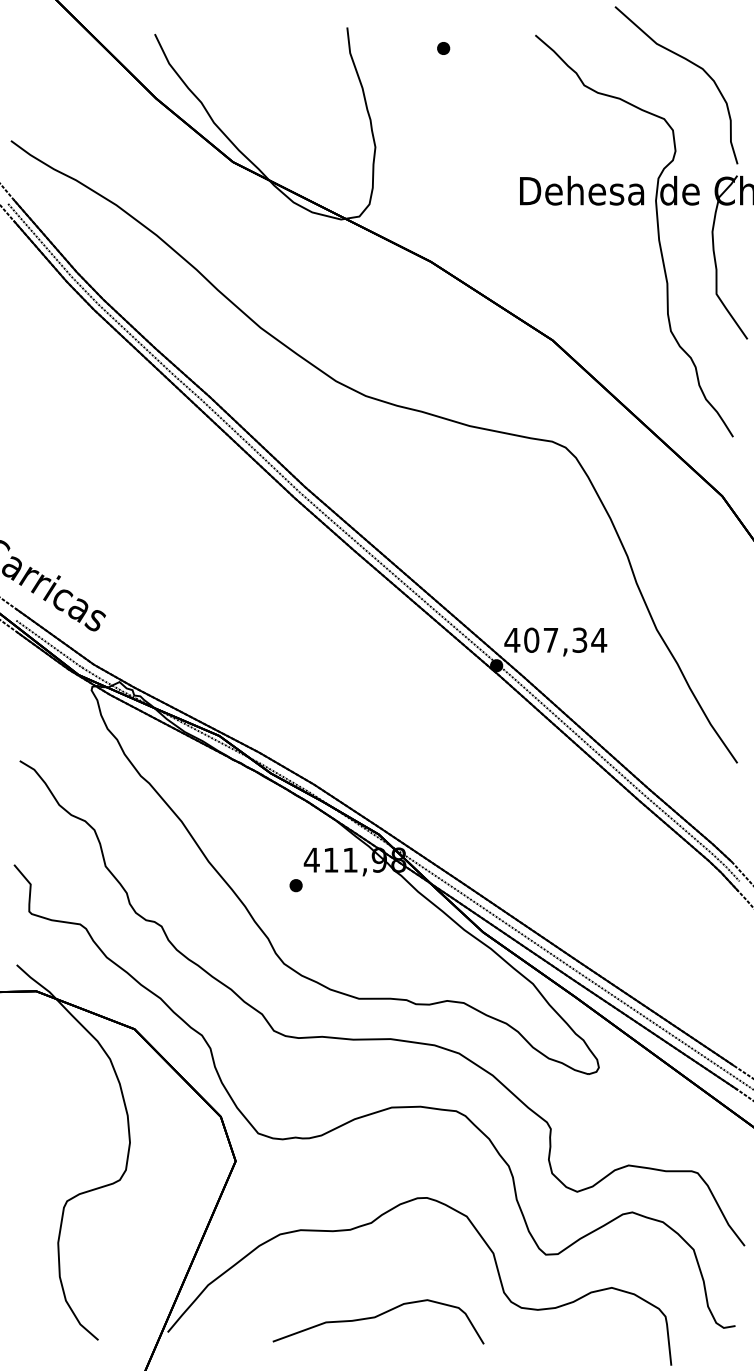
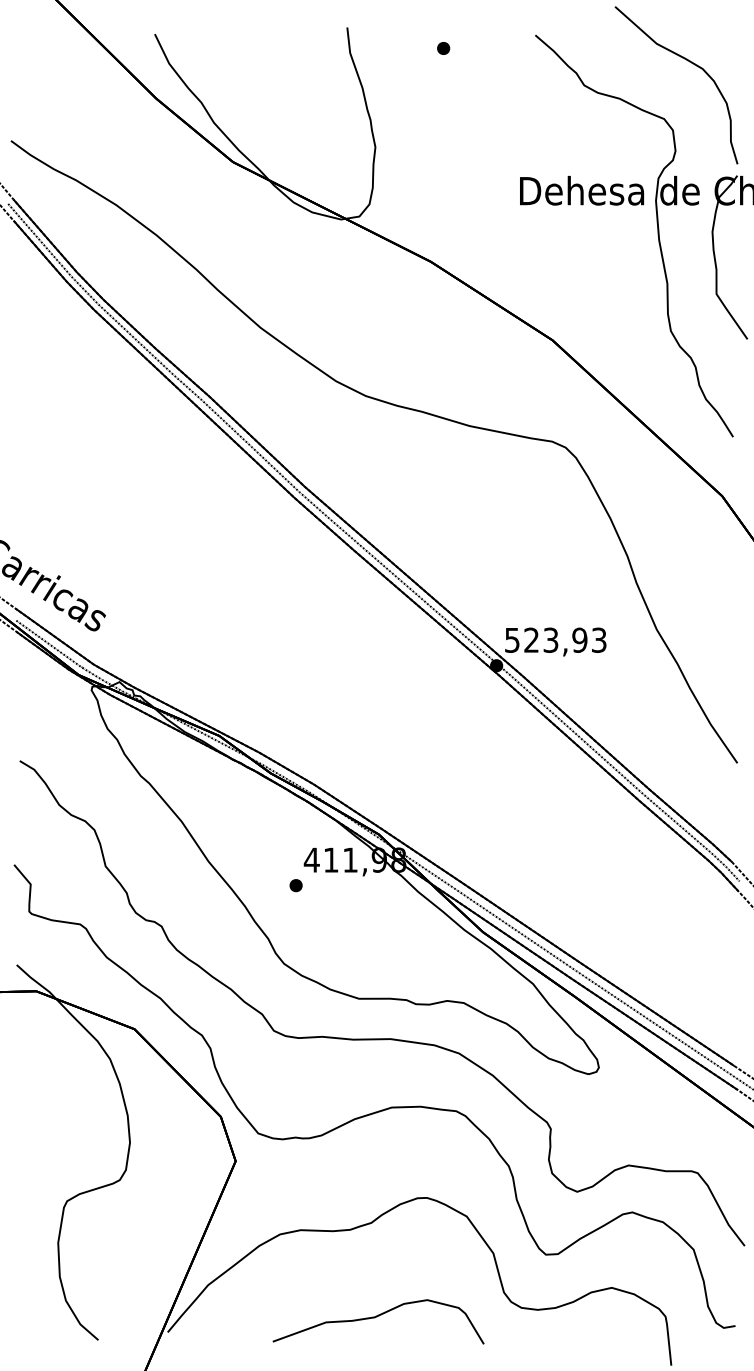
text: 407,34 -> 523,93 (555, 639)
